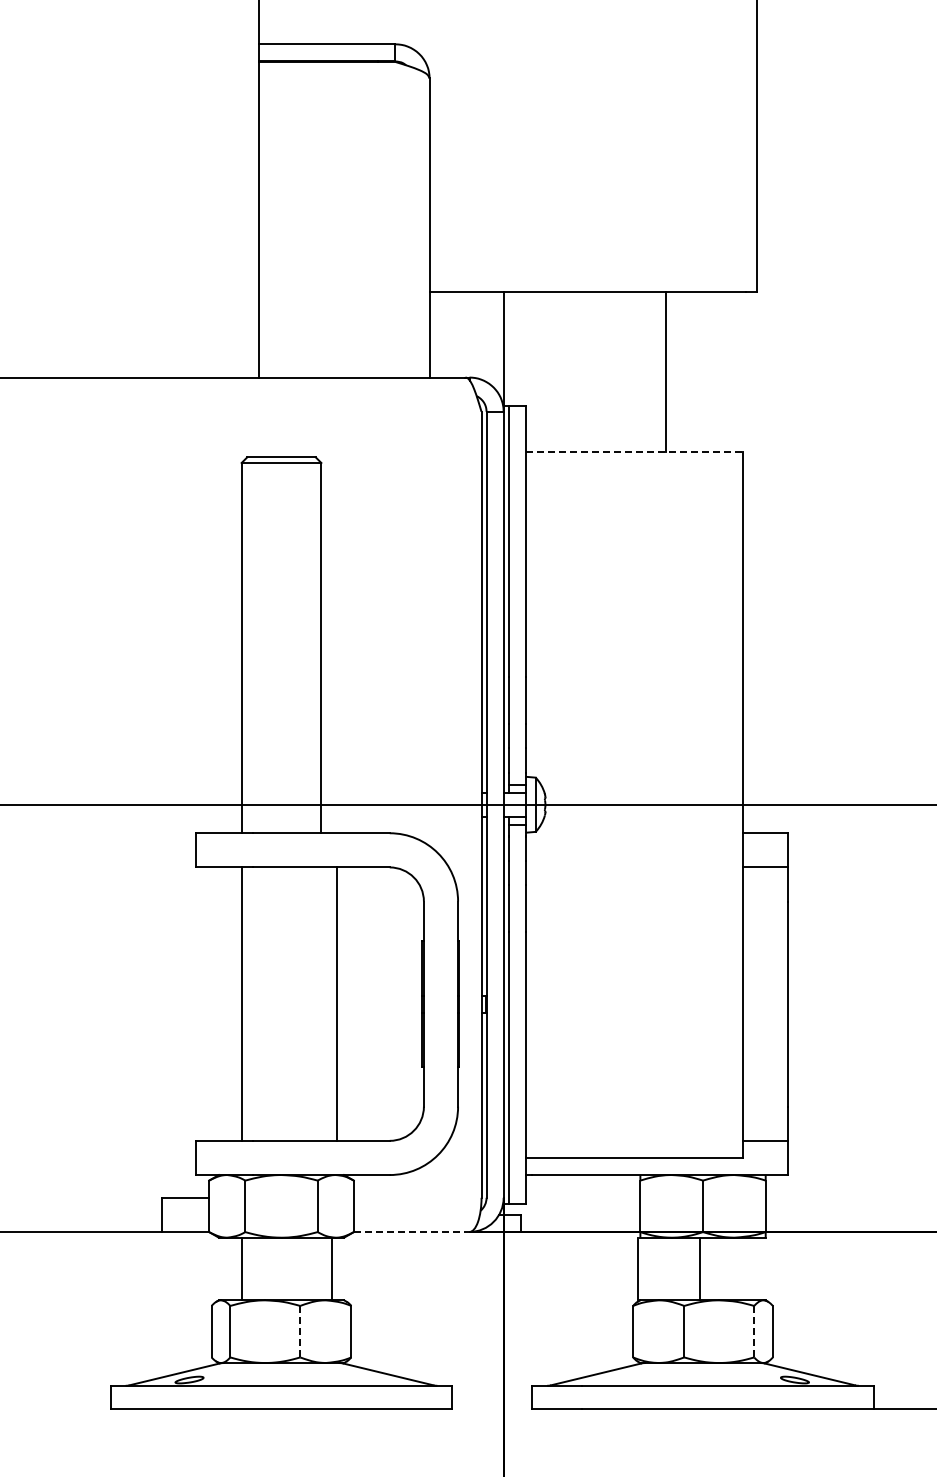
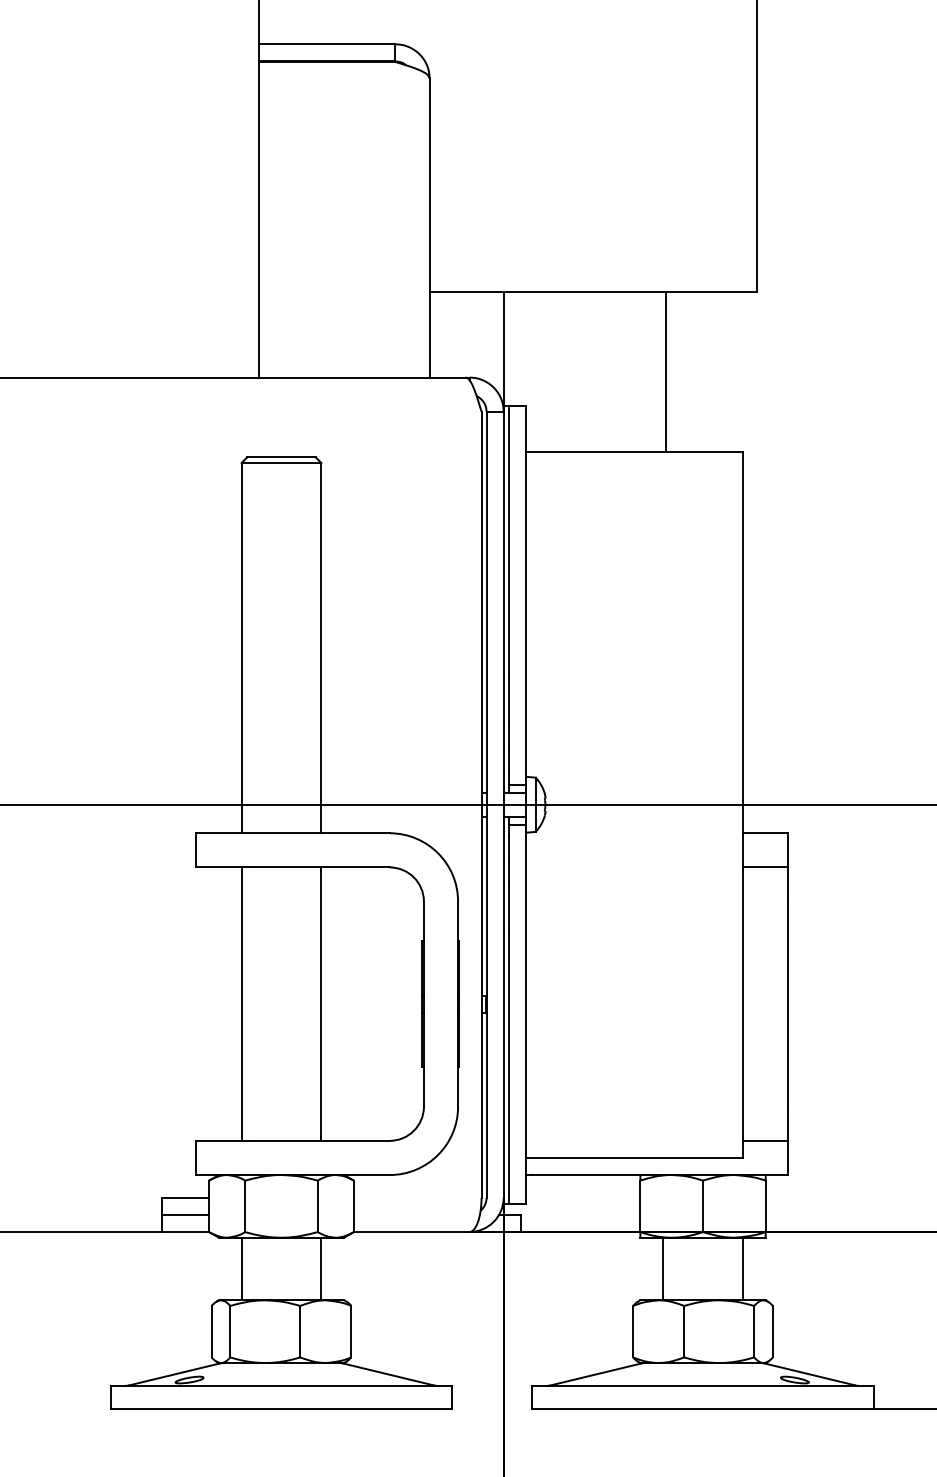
line: dashed -> solid (635, 451)
line position: (337, 1003) -> (321, 1003) (321, 1003)
line: none -> present (185, 1214)
line: dashed -> solid (411, 1232)
line position: (332, 1268) -> (321, 1268) (321, 1268)
line position: (638, 1268) -> (663, 1268) (663, 1268)
line position: (699, 1268) -> (742, 1268) (742, 1268)
line: dashed -> solid (300, 1331)
line: dashed -> solid (754, 1331)
